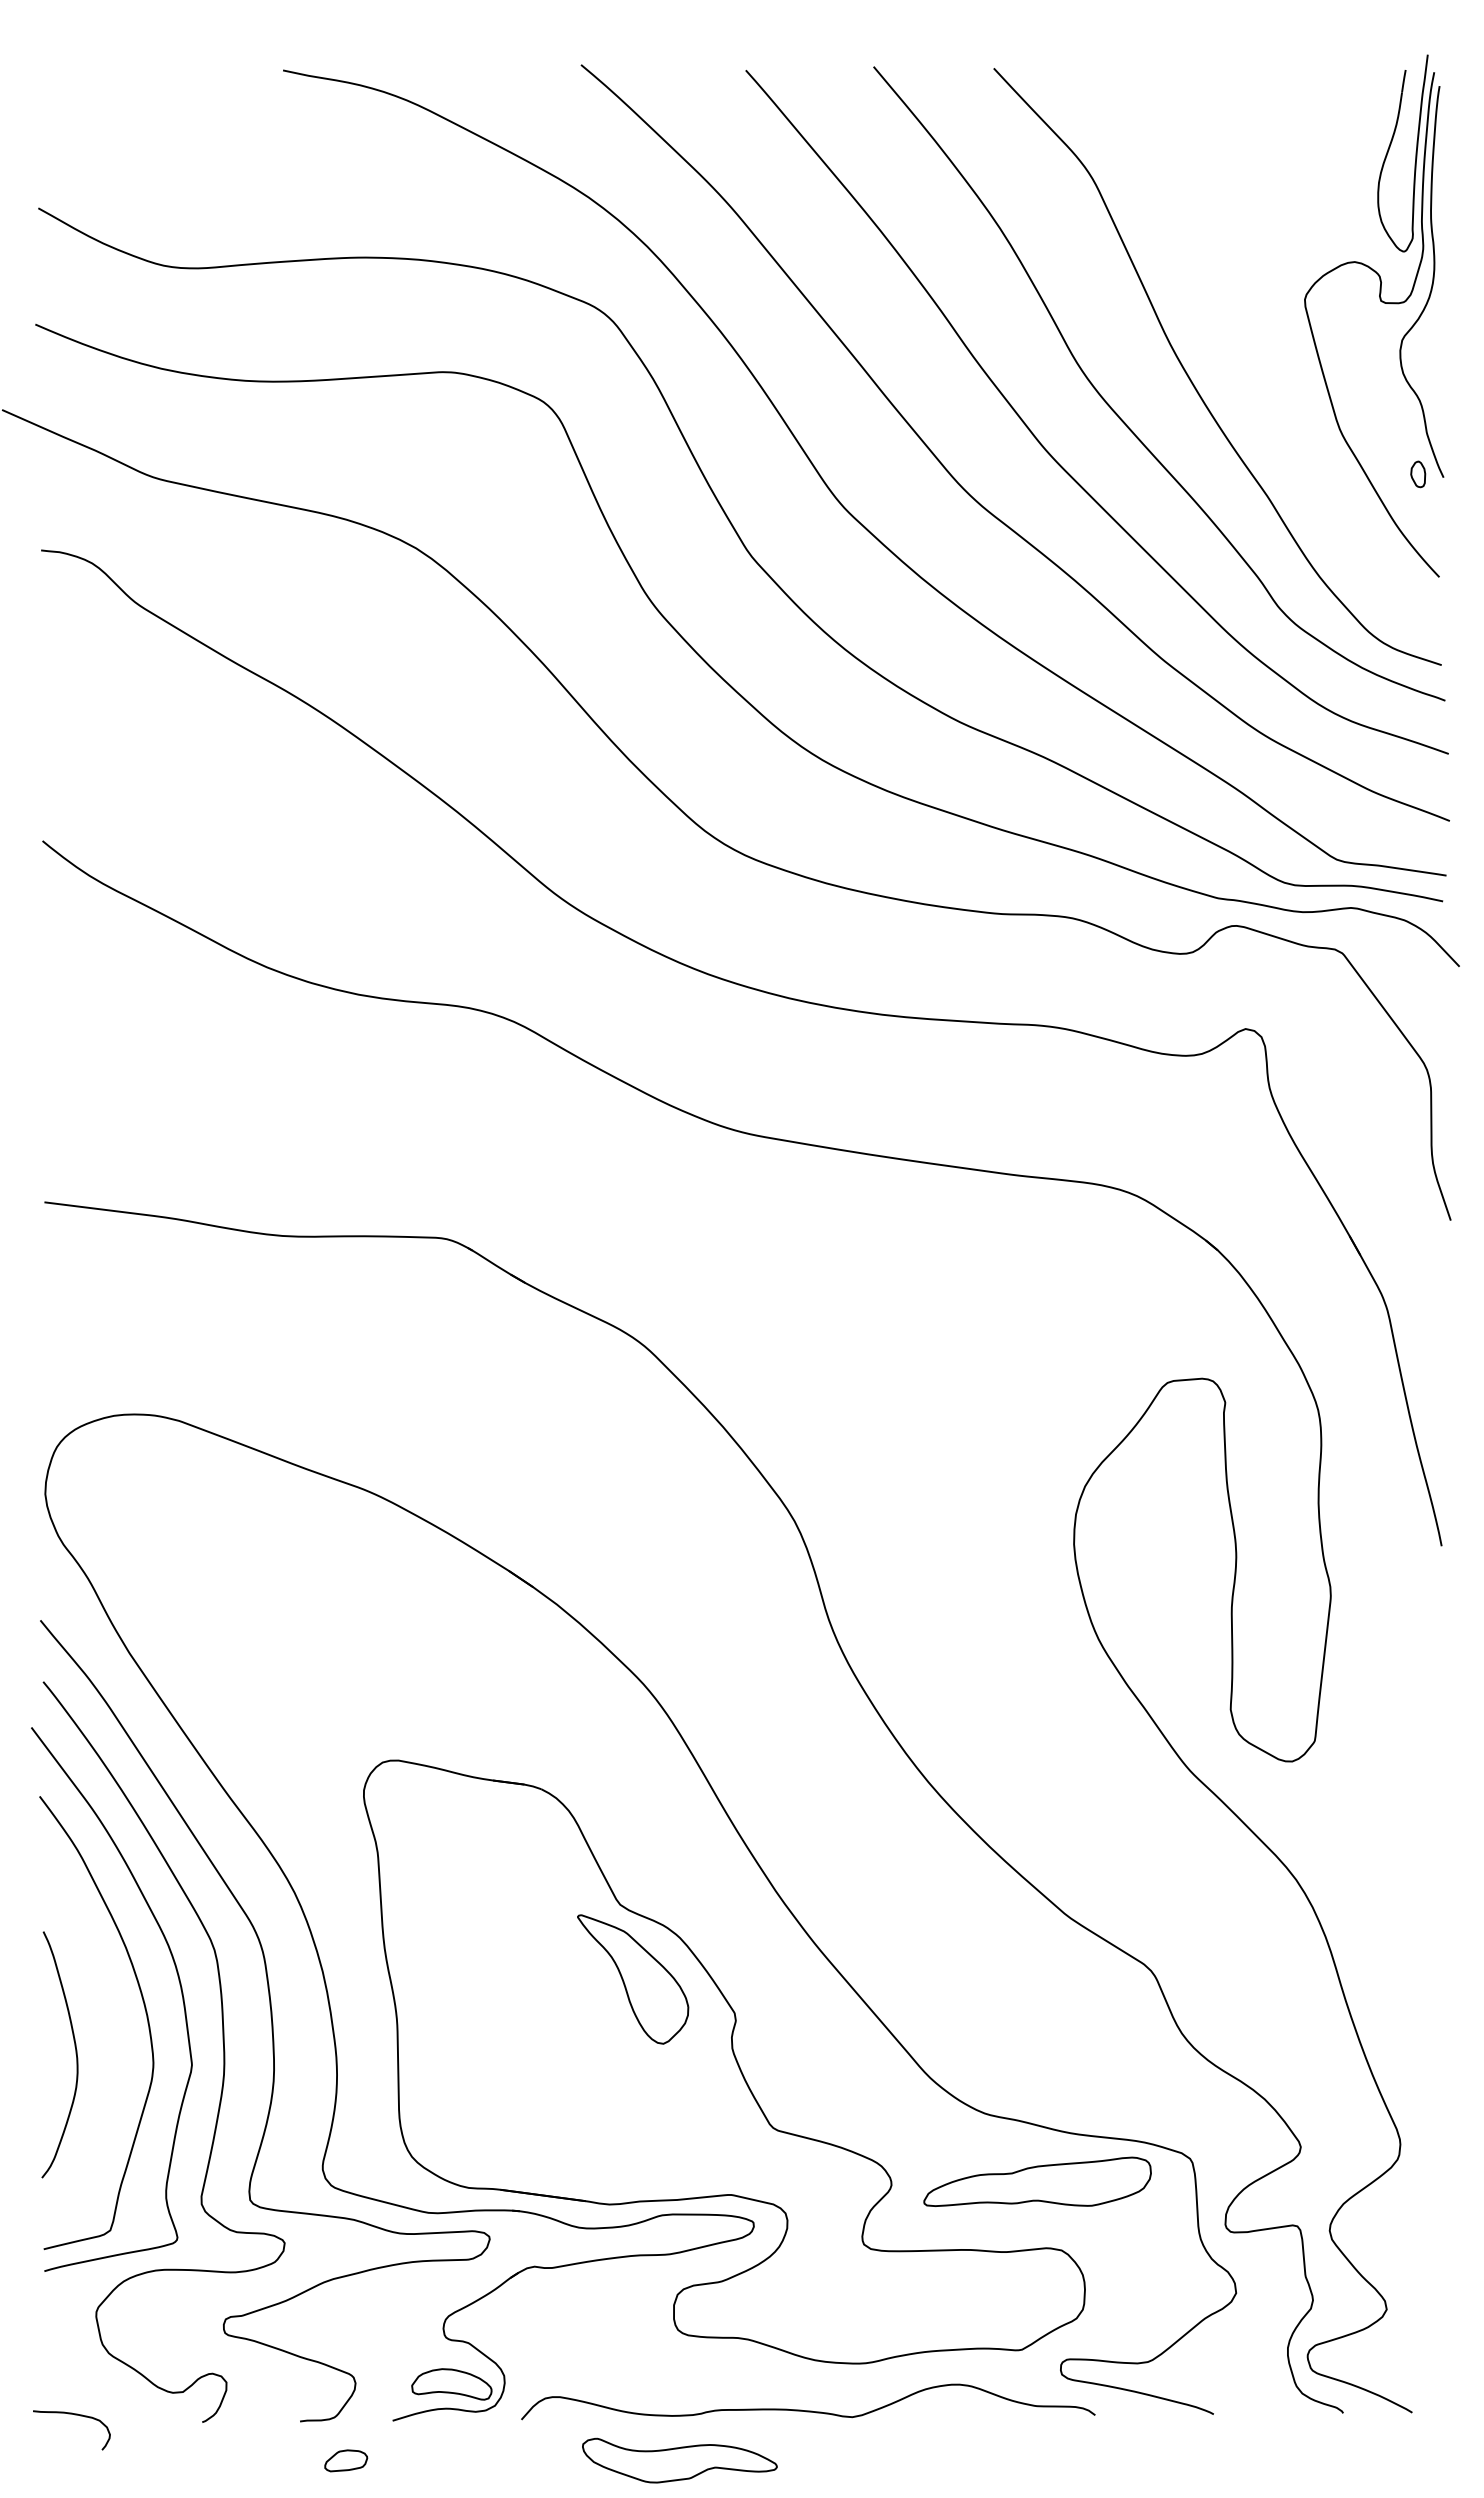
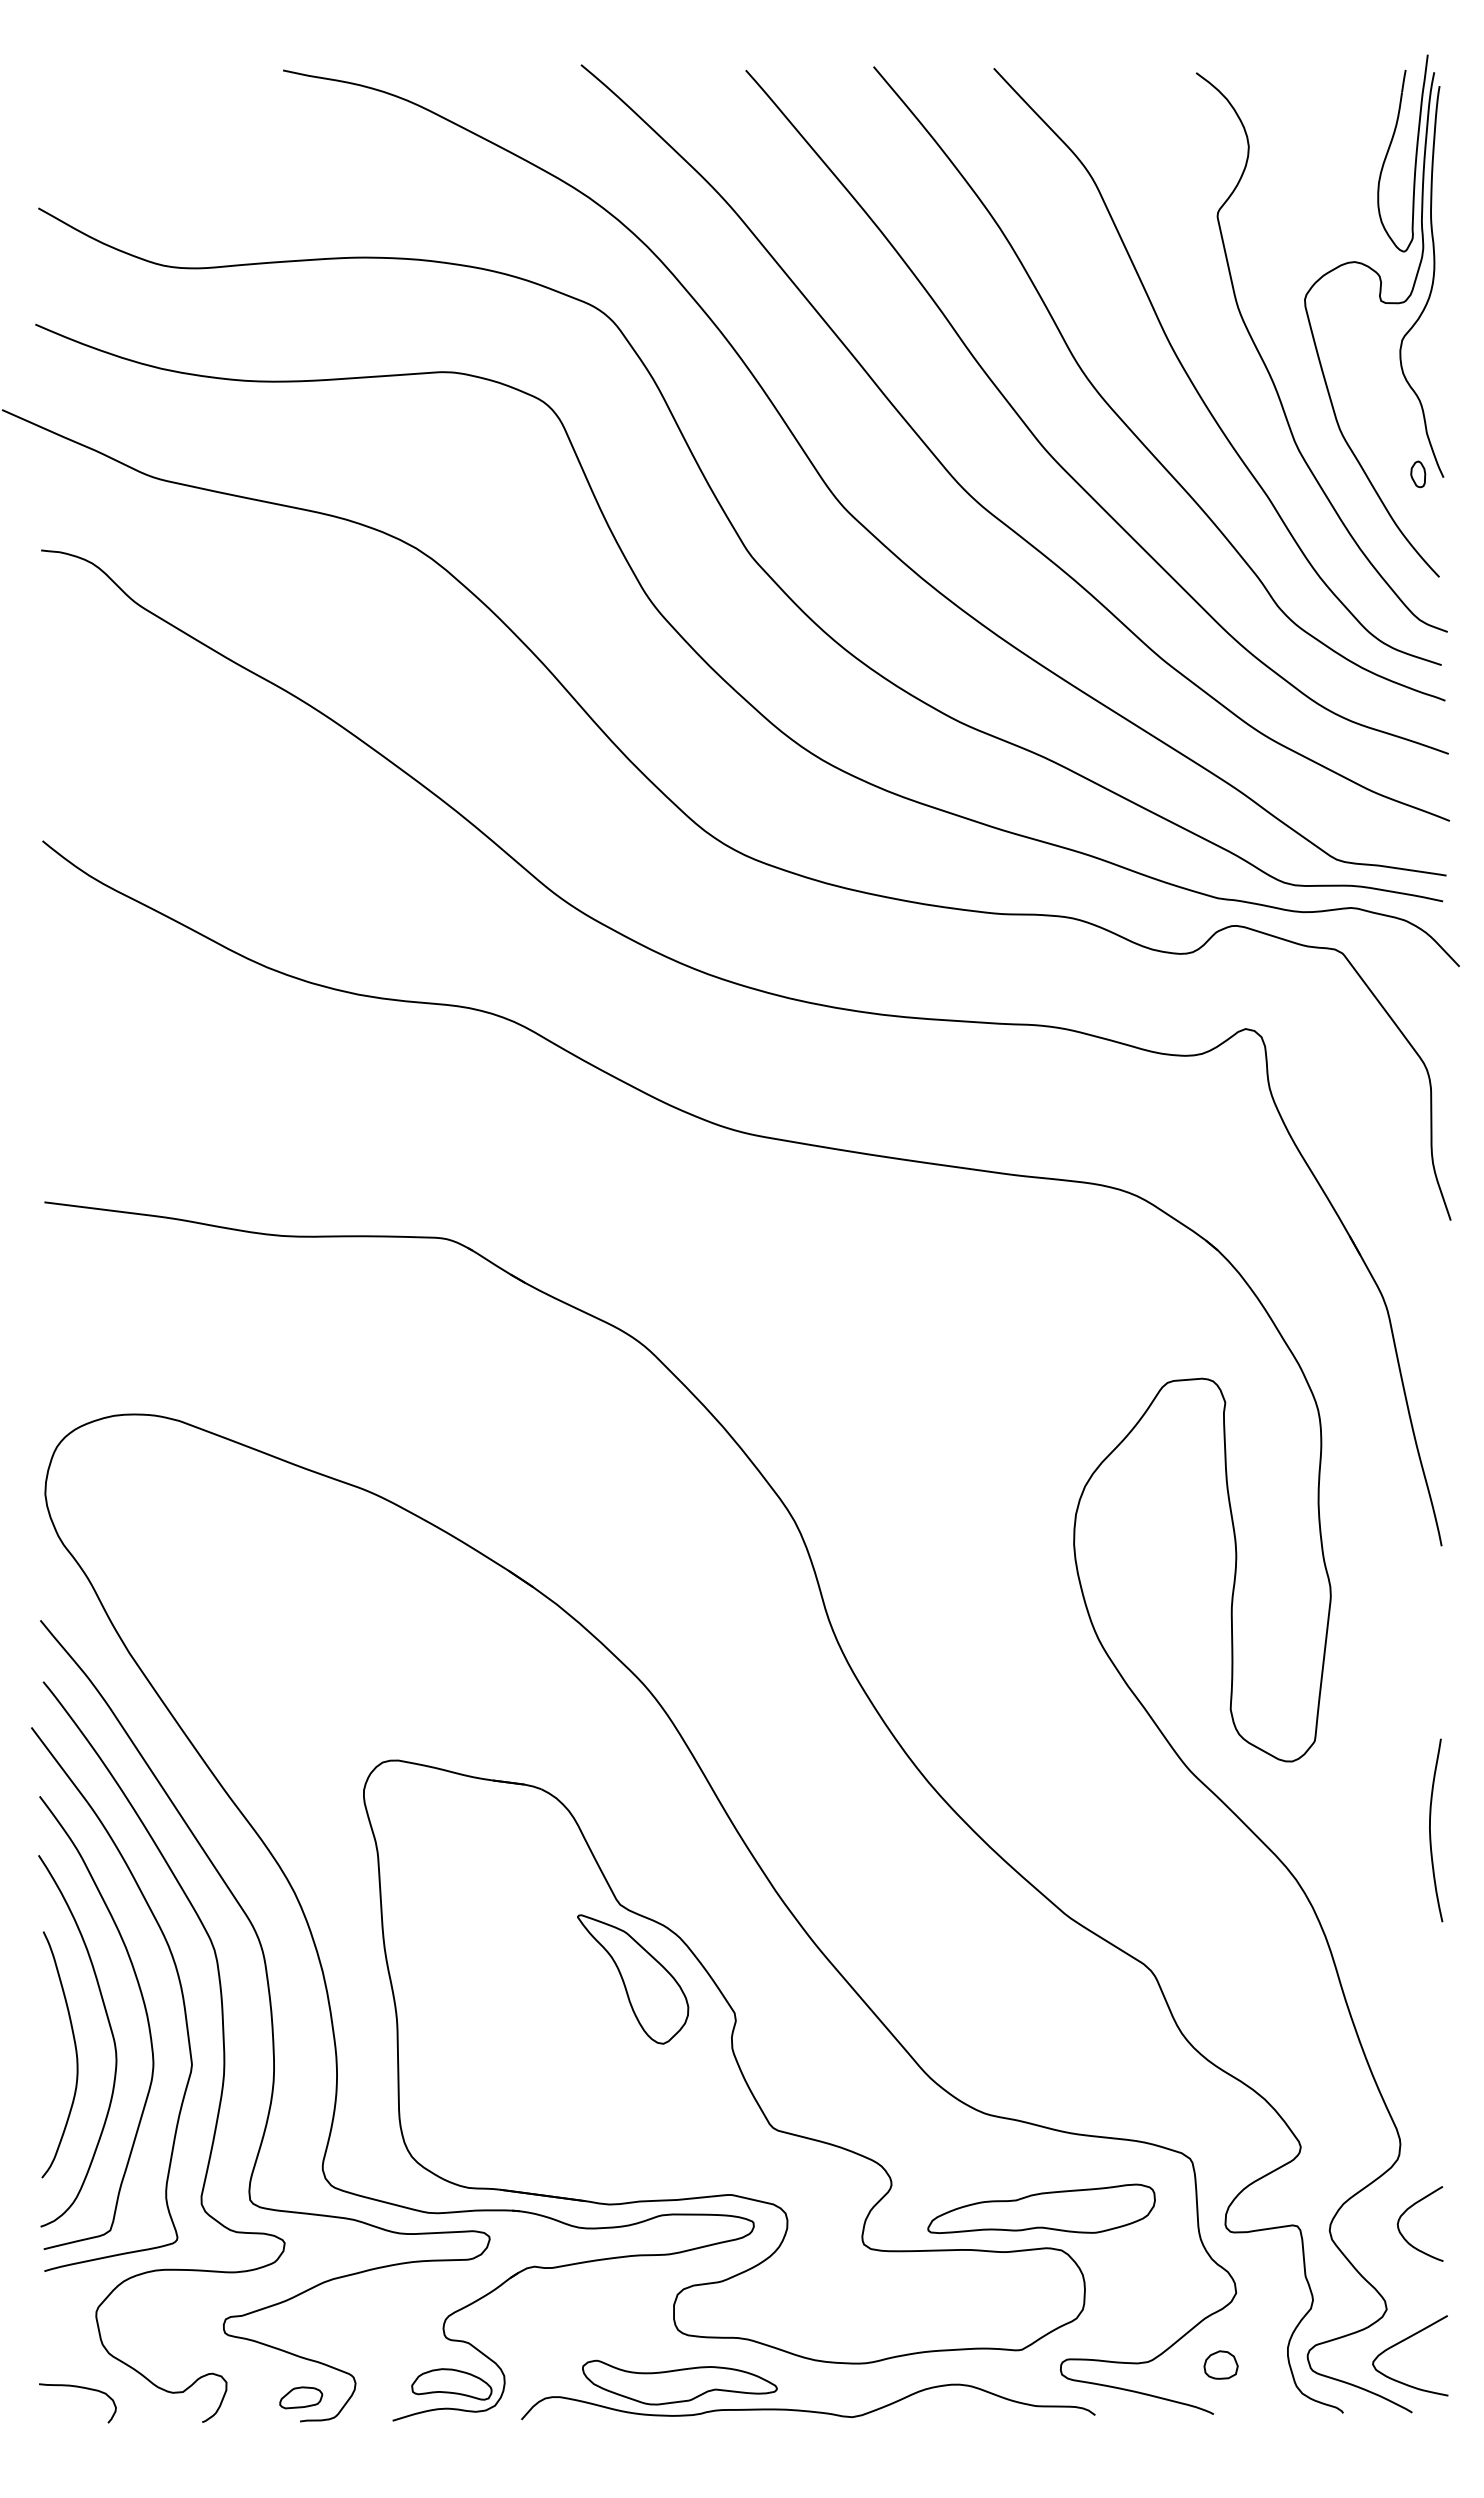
curve: none -> present (1271, 375)
curve: none -> present (1430, 1830)
curve: none -> present (110, 2031)
part position: (1037, 2181) -> (1041, 2208) (1041, 2208)
curve: none -> present (1410, 2208)
curve: none -> present (1400, 2343)
part: none -> present (1220, 2364)
curve position: (74, 2415) -> (80, 2388) (80, 2388)
part position: (346, 2460) -> (301, 2397) (301, 2397)
part position: (679, 2460) -> (679, 2382) (679, 2382)
